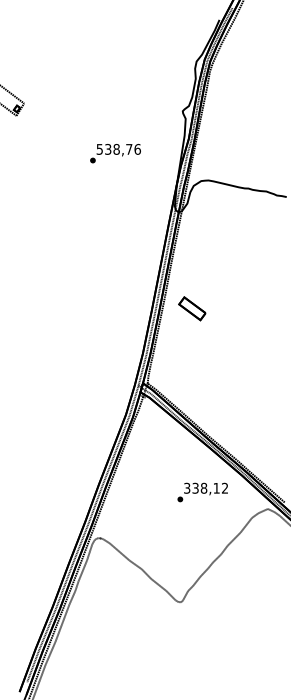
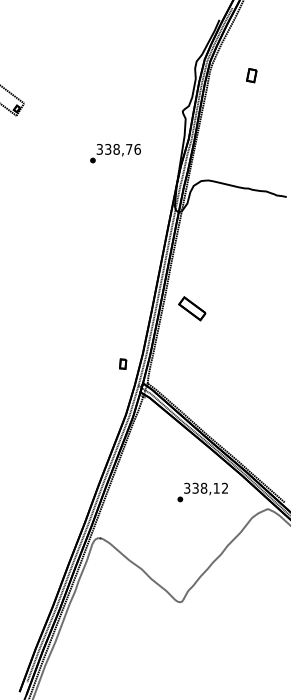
part: none -> present (251, 75)
text: 538,76 -> 338,76 (99, 148)
part: none -> present (123, 363)
